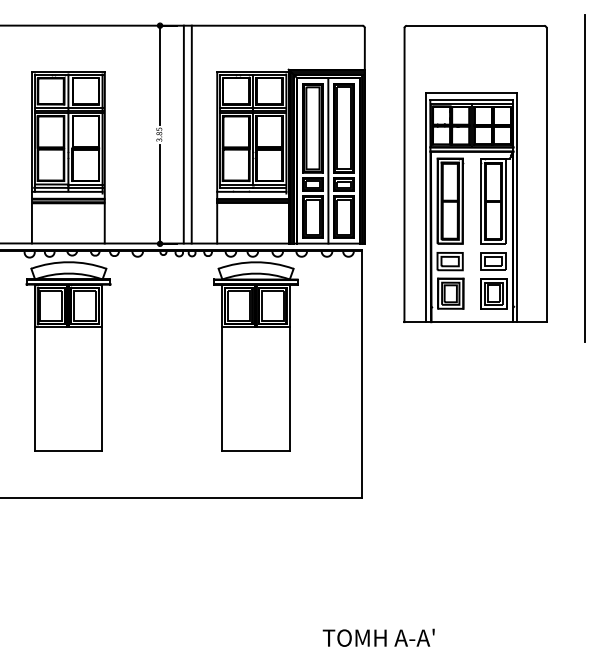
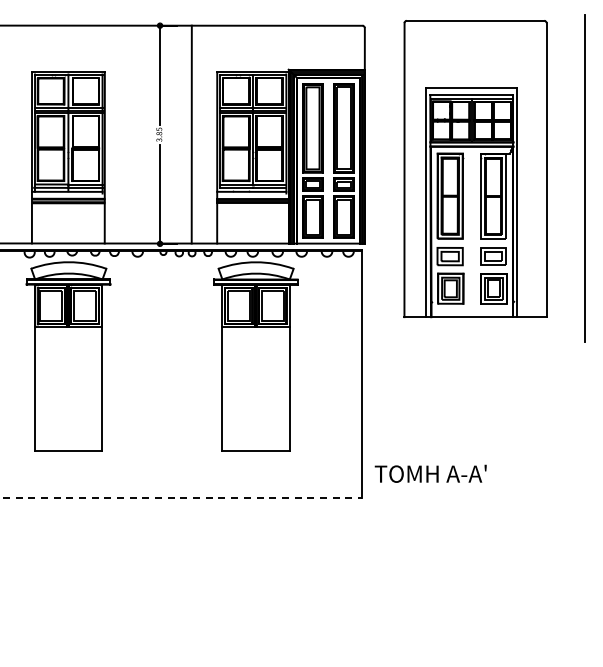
line: present -> none (183, 134)
line: present -> none (328, 160)
part position: (475, 174) -> (475, 169) (475, 169)
line: solid -> dashed (181, 498)
text position: (378, 637) -> (430, 473) (430, 473)
